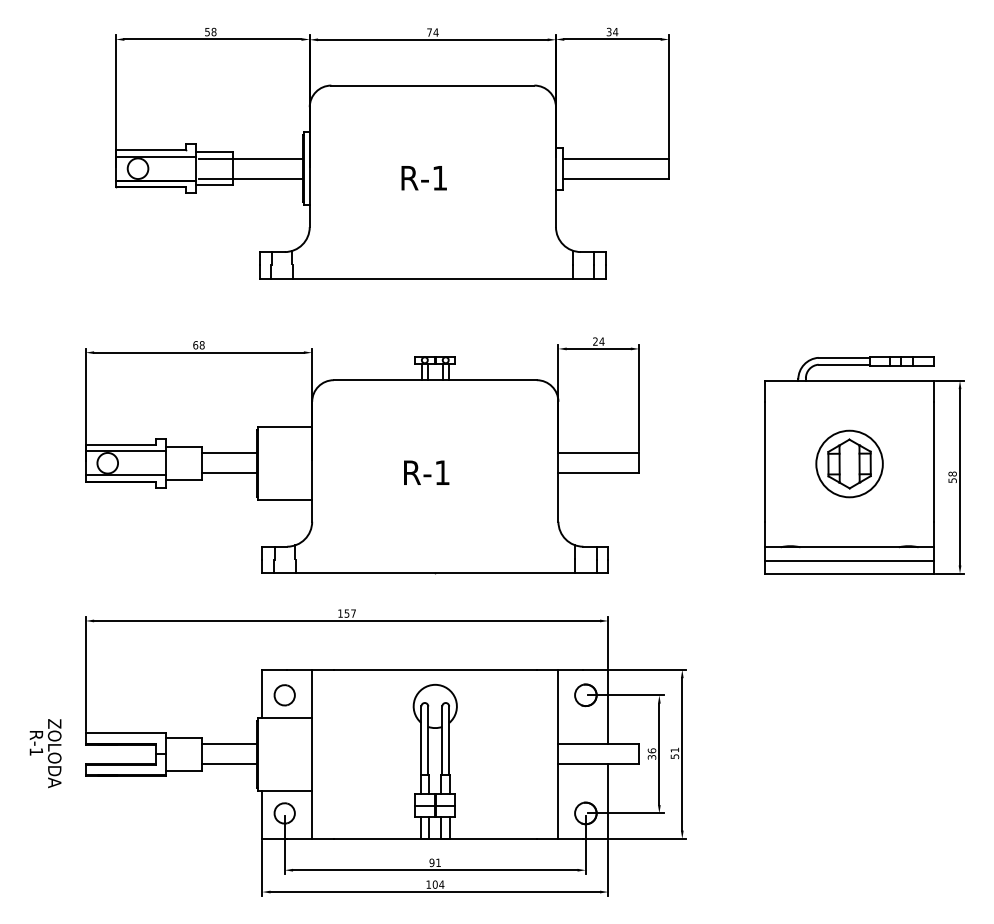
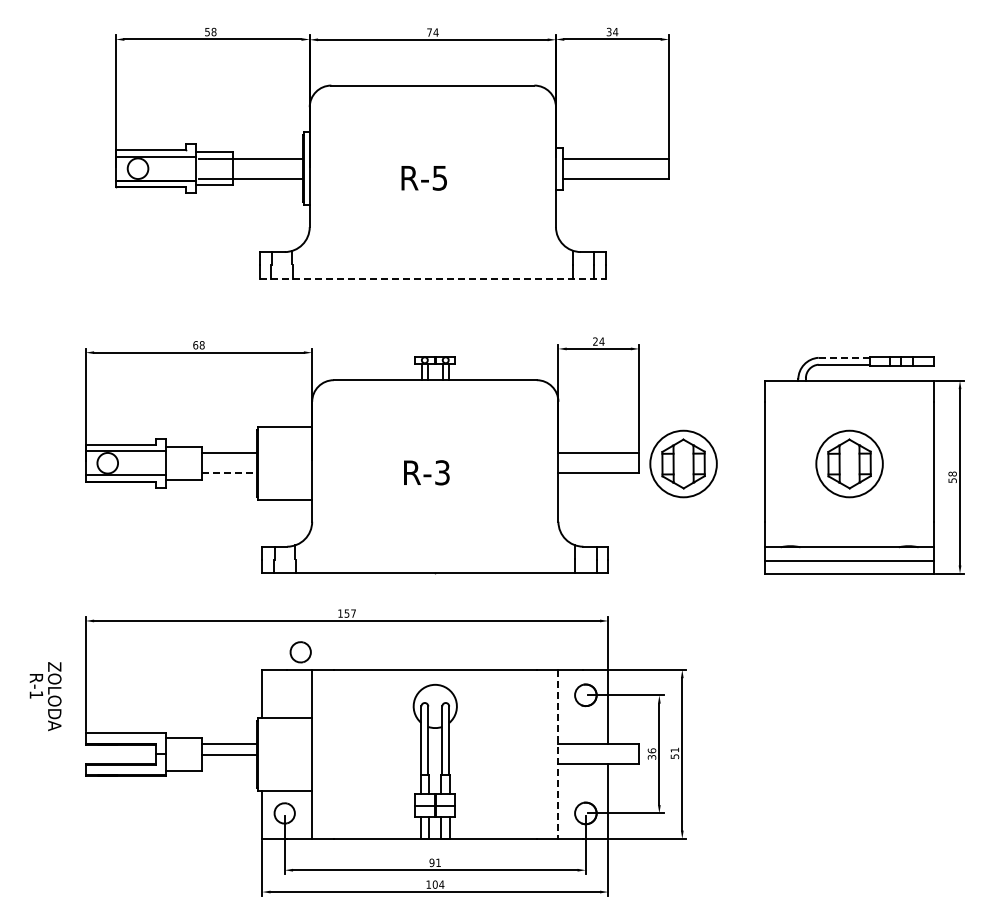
text: R-1 -> R-5 (439, 178)
line: solid -> dashed (433, 278)
line: solid -> dashed (844, 357)
part: none -> present (683, 463)
text: R-1 -> R-3 (442, 472)
line: solid -> dashed (229, 473)
part position: (284, 695) -> (300, 652) (300, 652)
text position: (45, 753) -> (45, 696) (45, 696)
line: solid -> dashed (558, 754)
line position: (229, 764) -> (229, 755) (229, 755)
